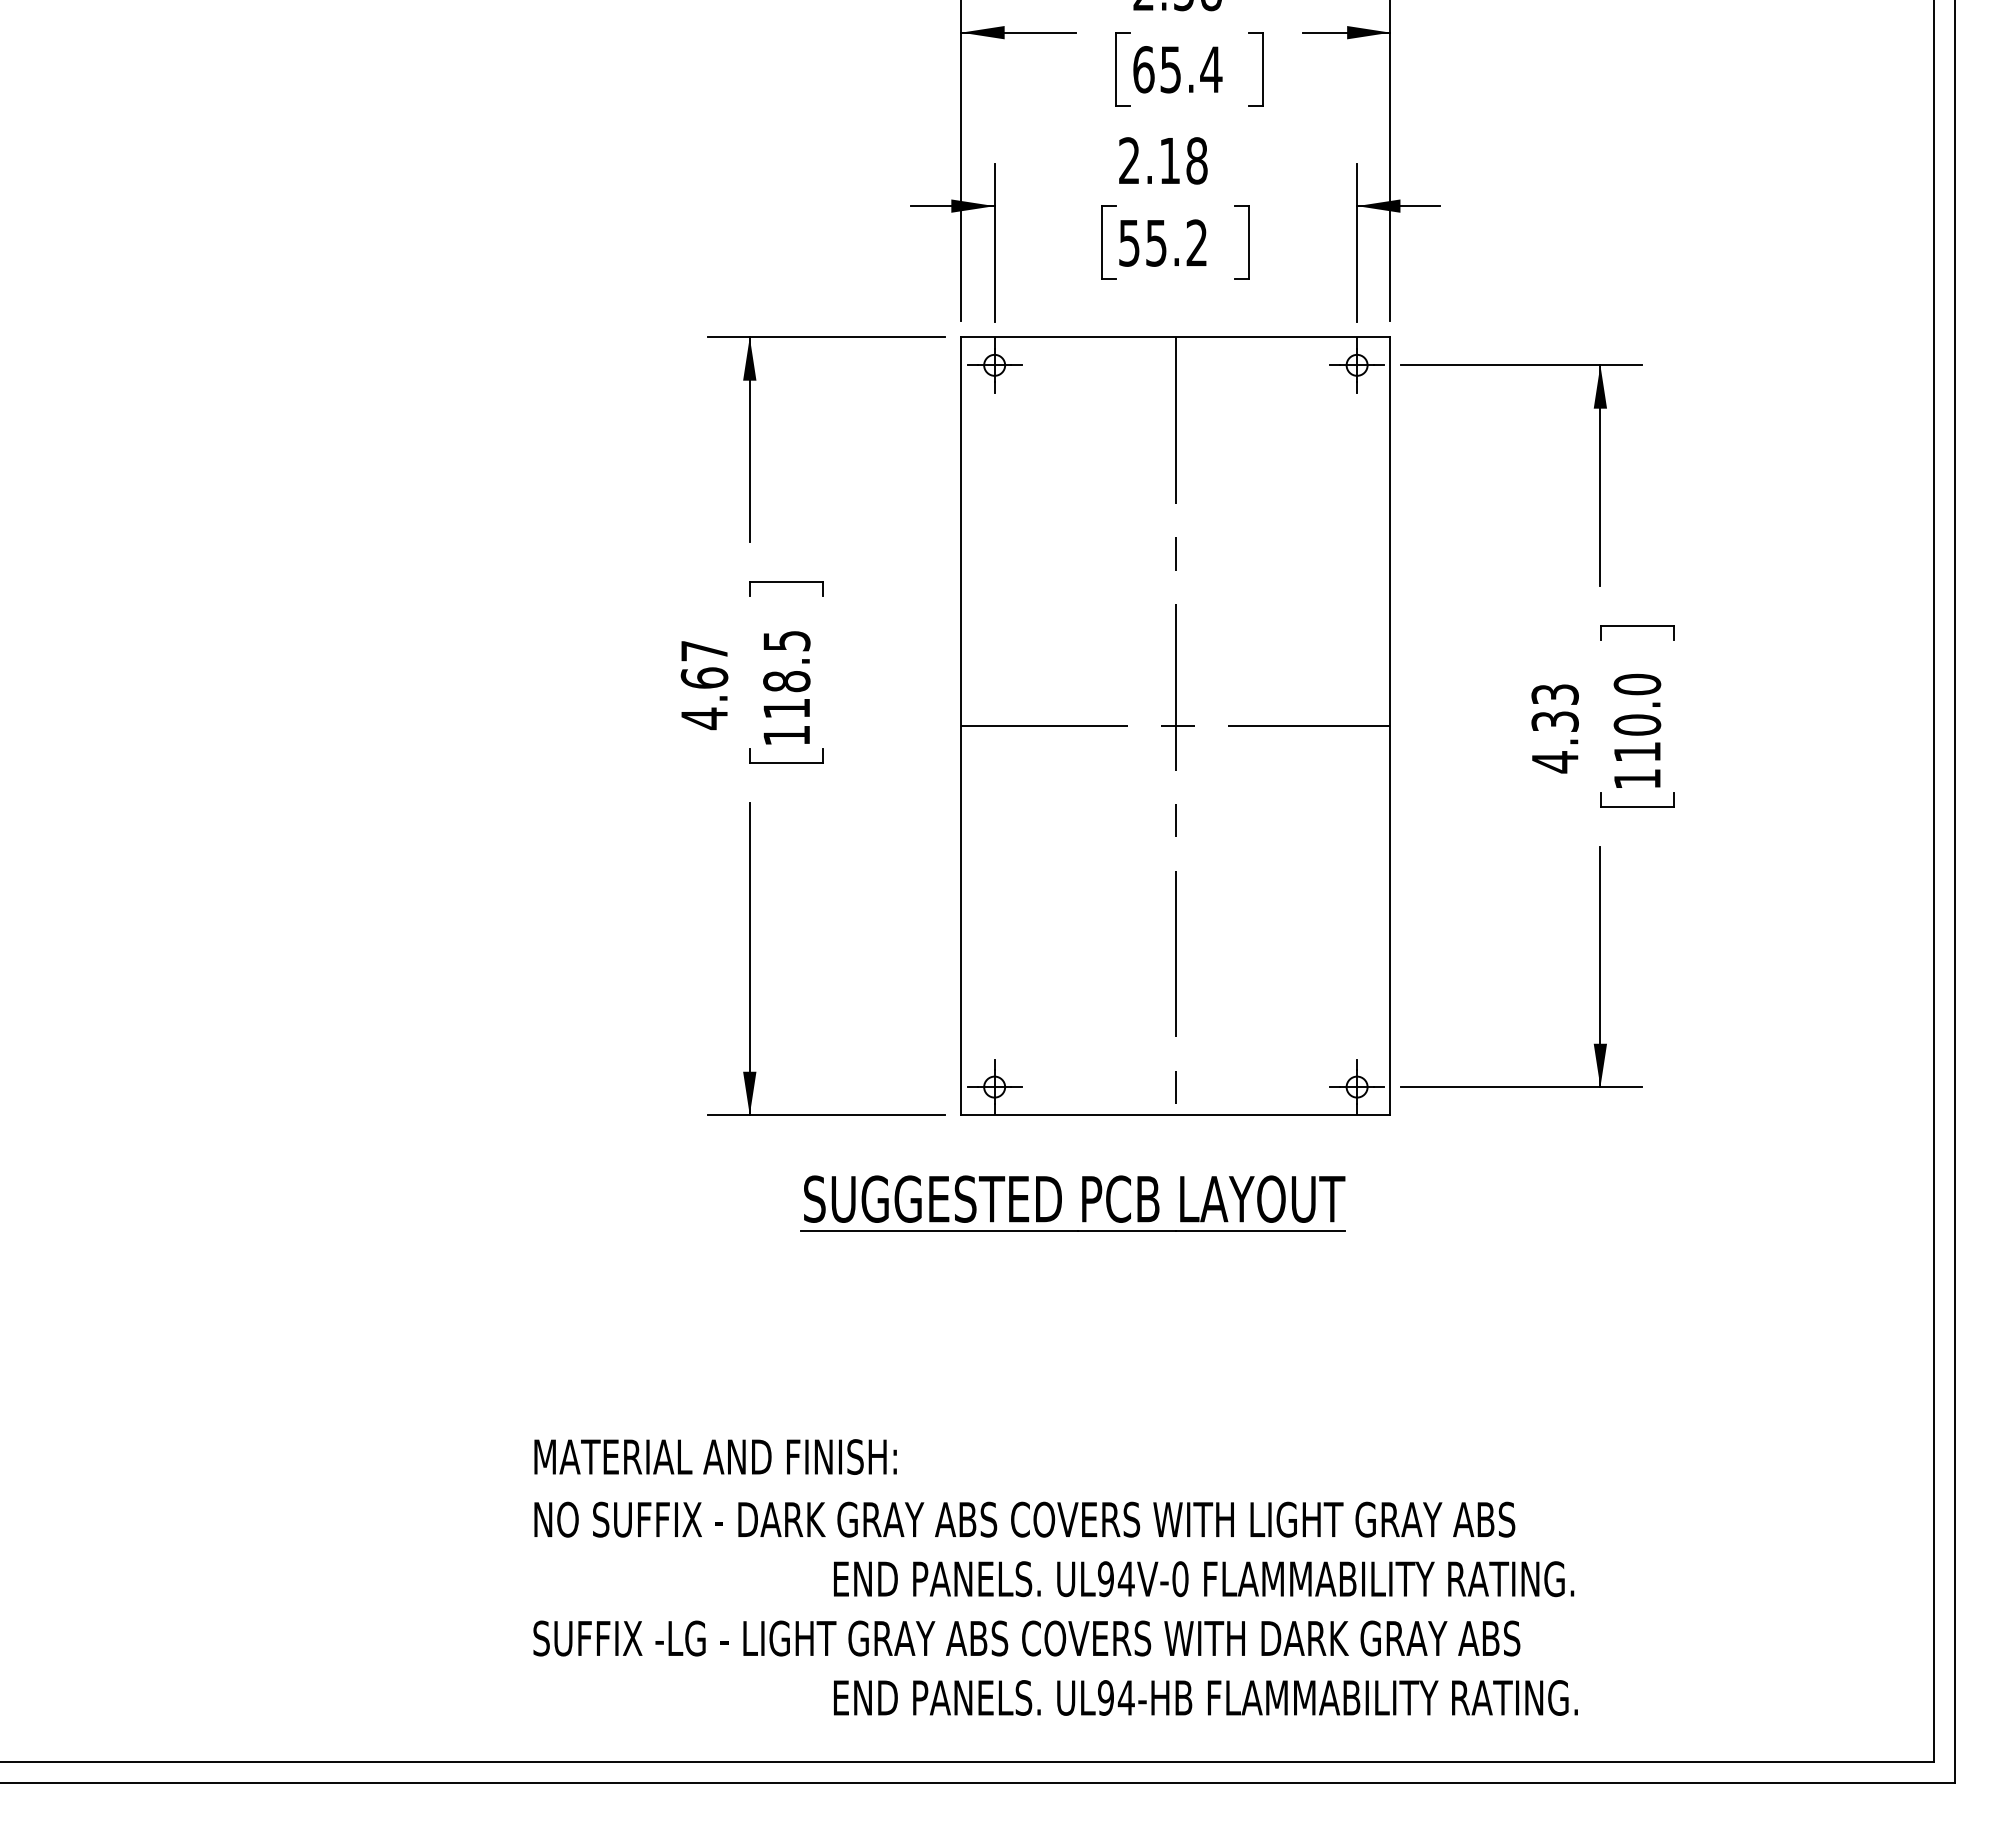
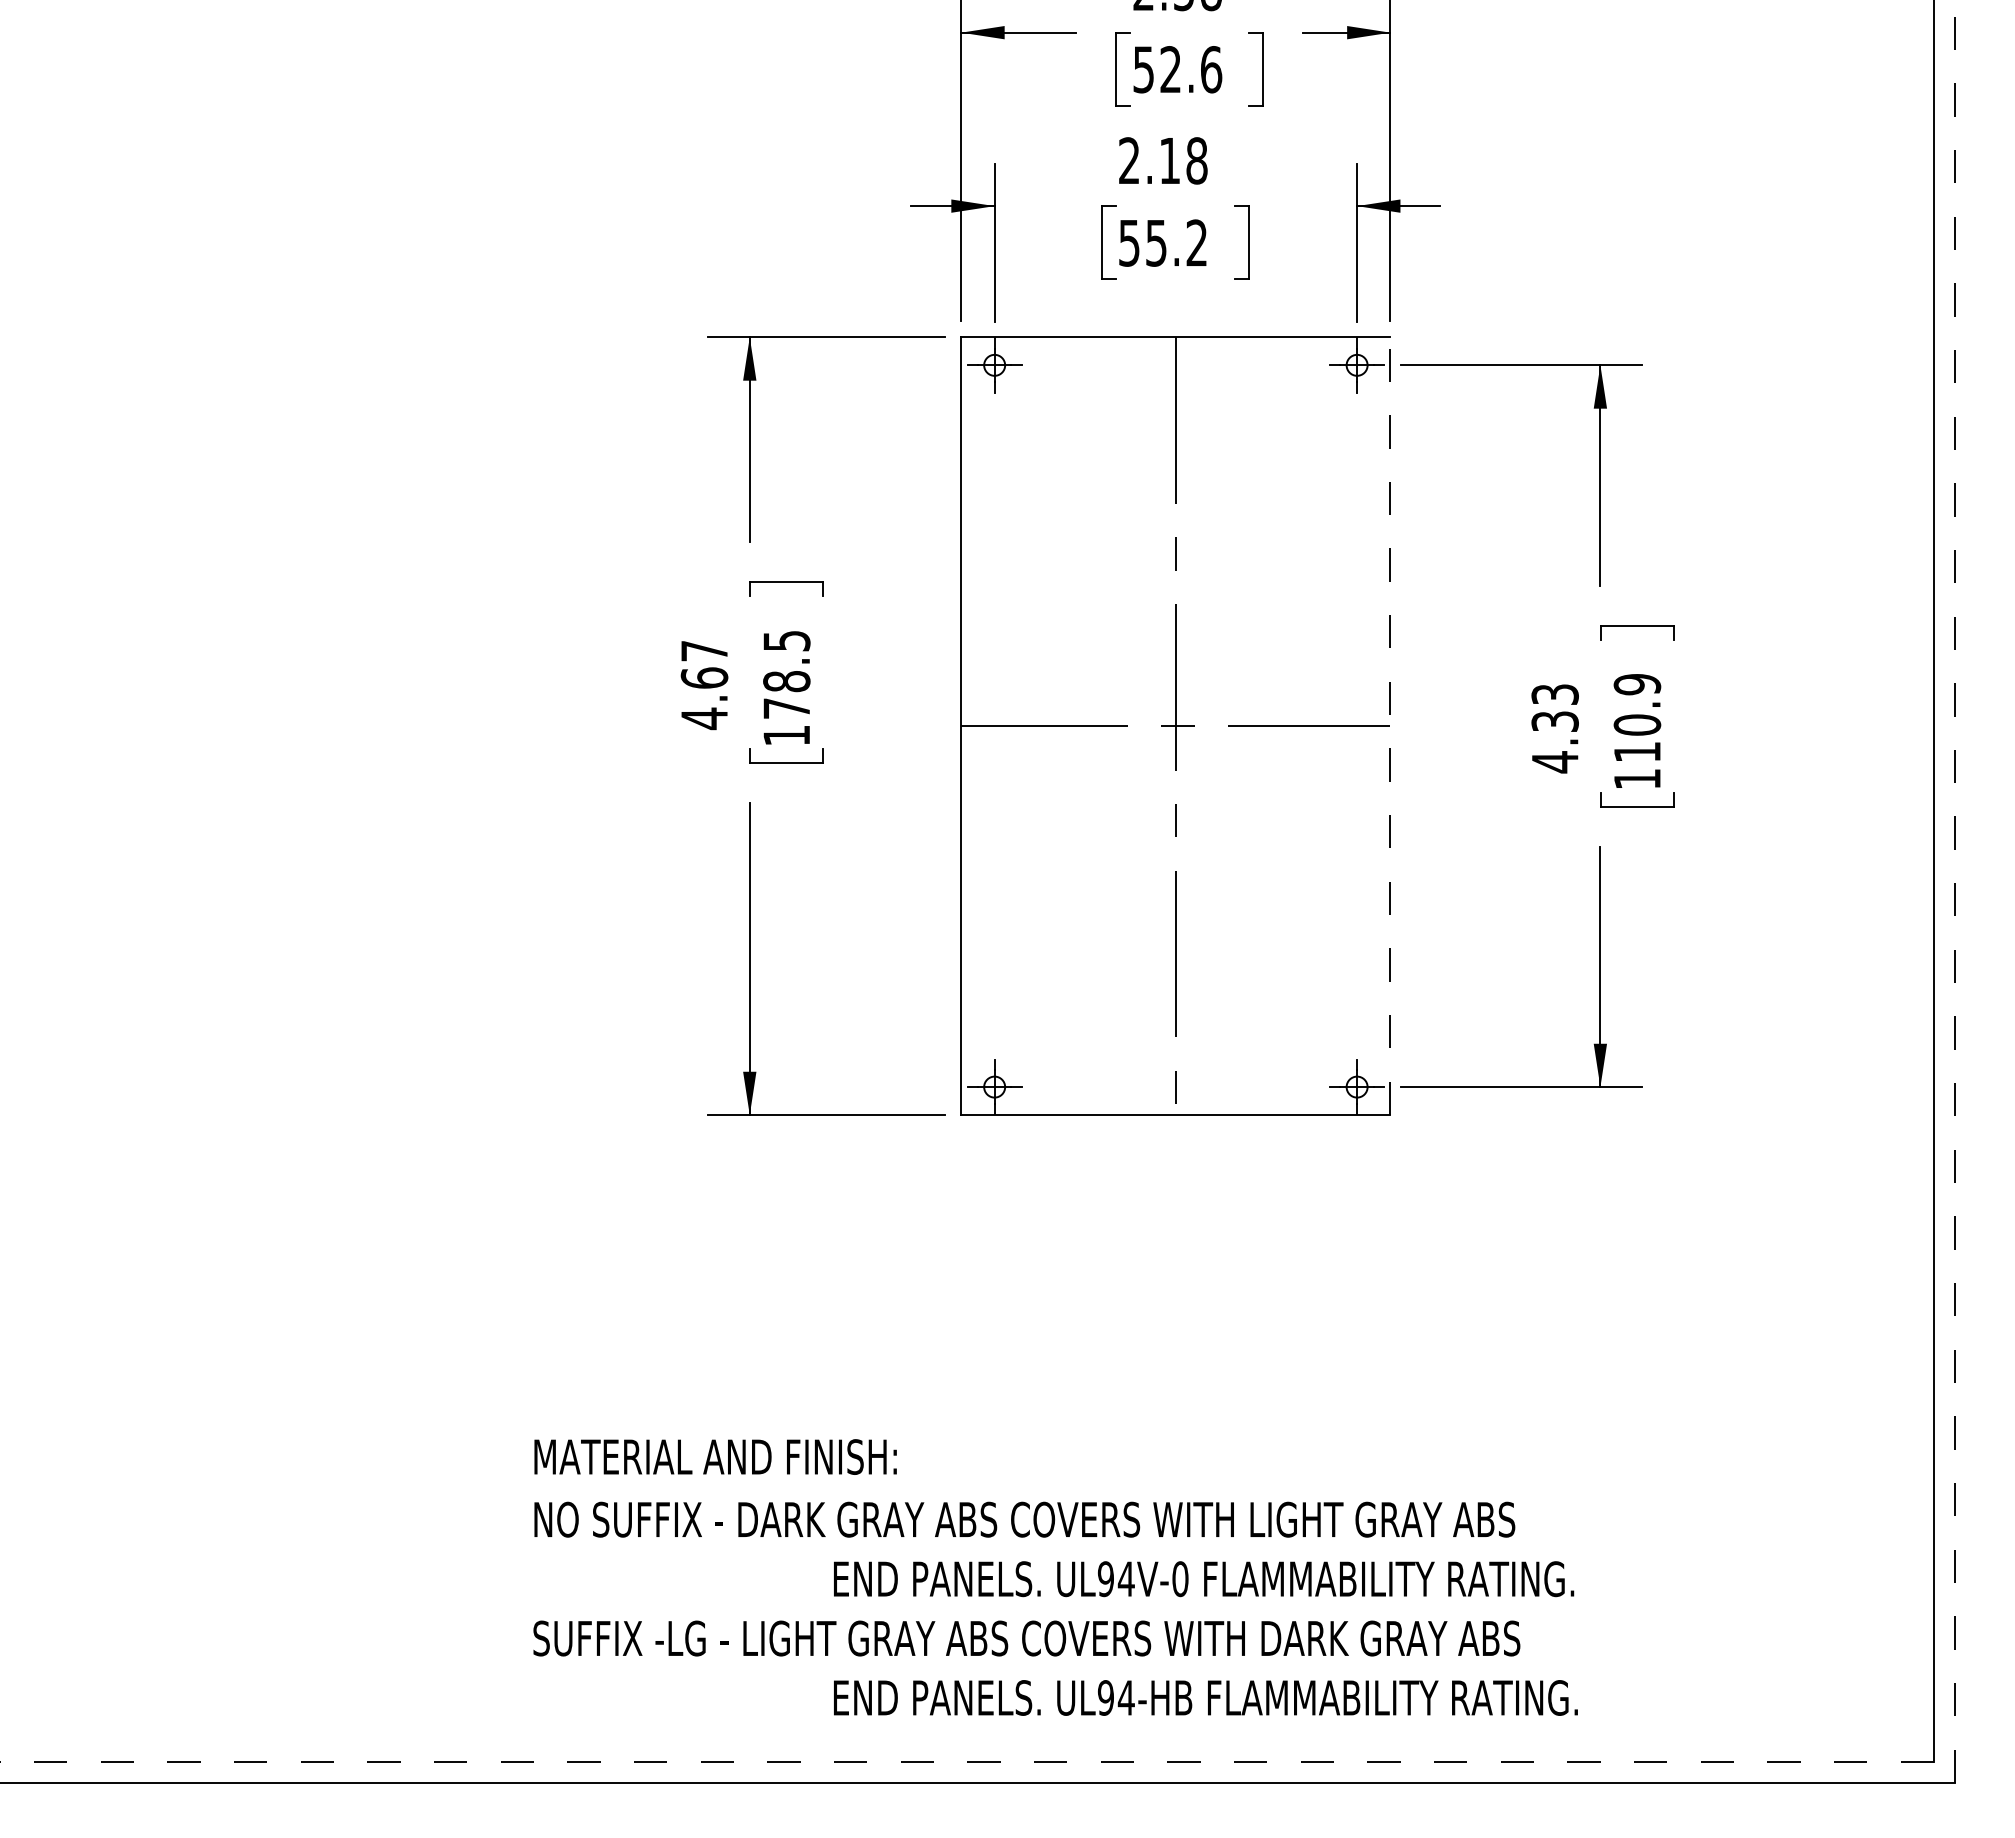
text: 65.4 -> 52.6 (1177, 69)
text: 110.0 -> 110.9 (1637, 684)
text: 118.5 -> 178.5 (786, 708)
line: solid -> dashed (1390, 726)
line: solid -> dashed (1954, 891)
part: present -> none (1082, 1203)
line: solid -> dashed (967, 1762)
